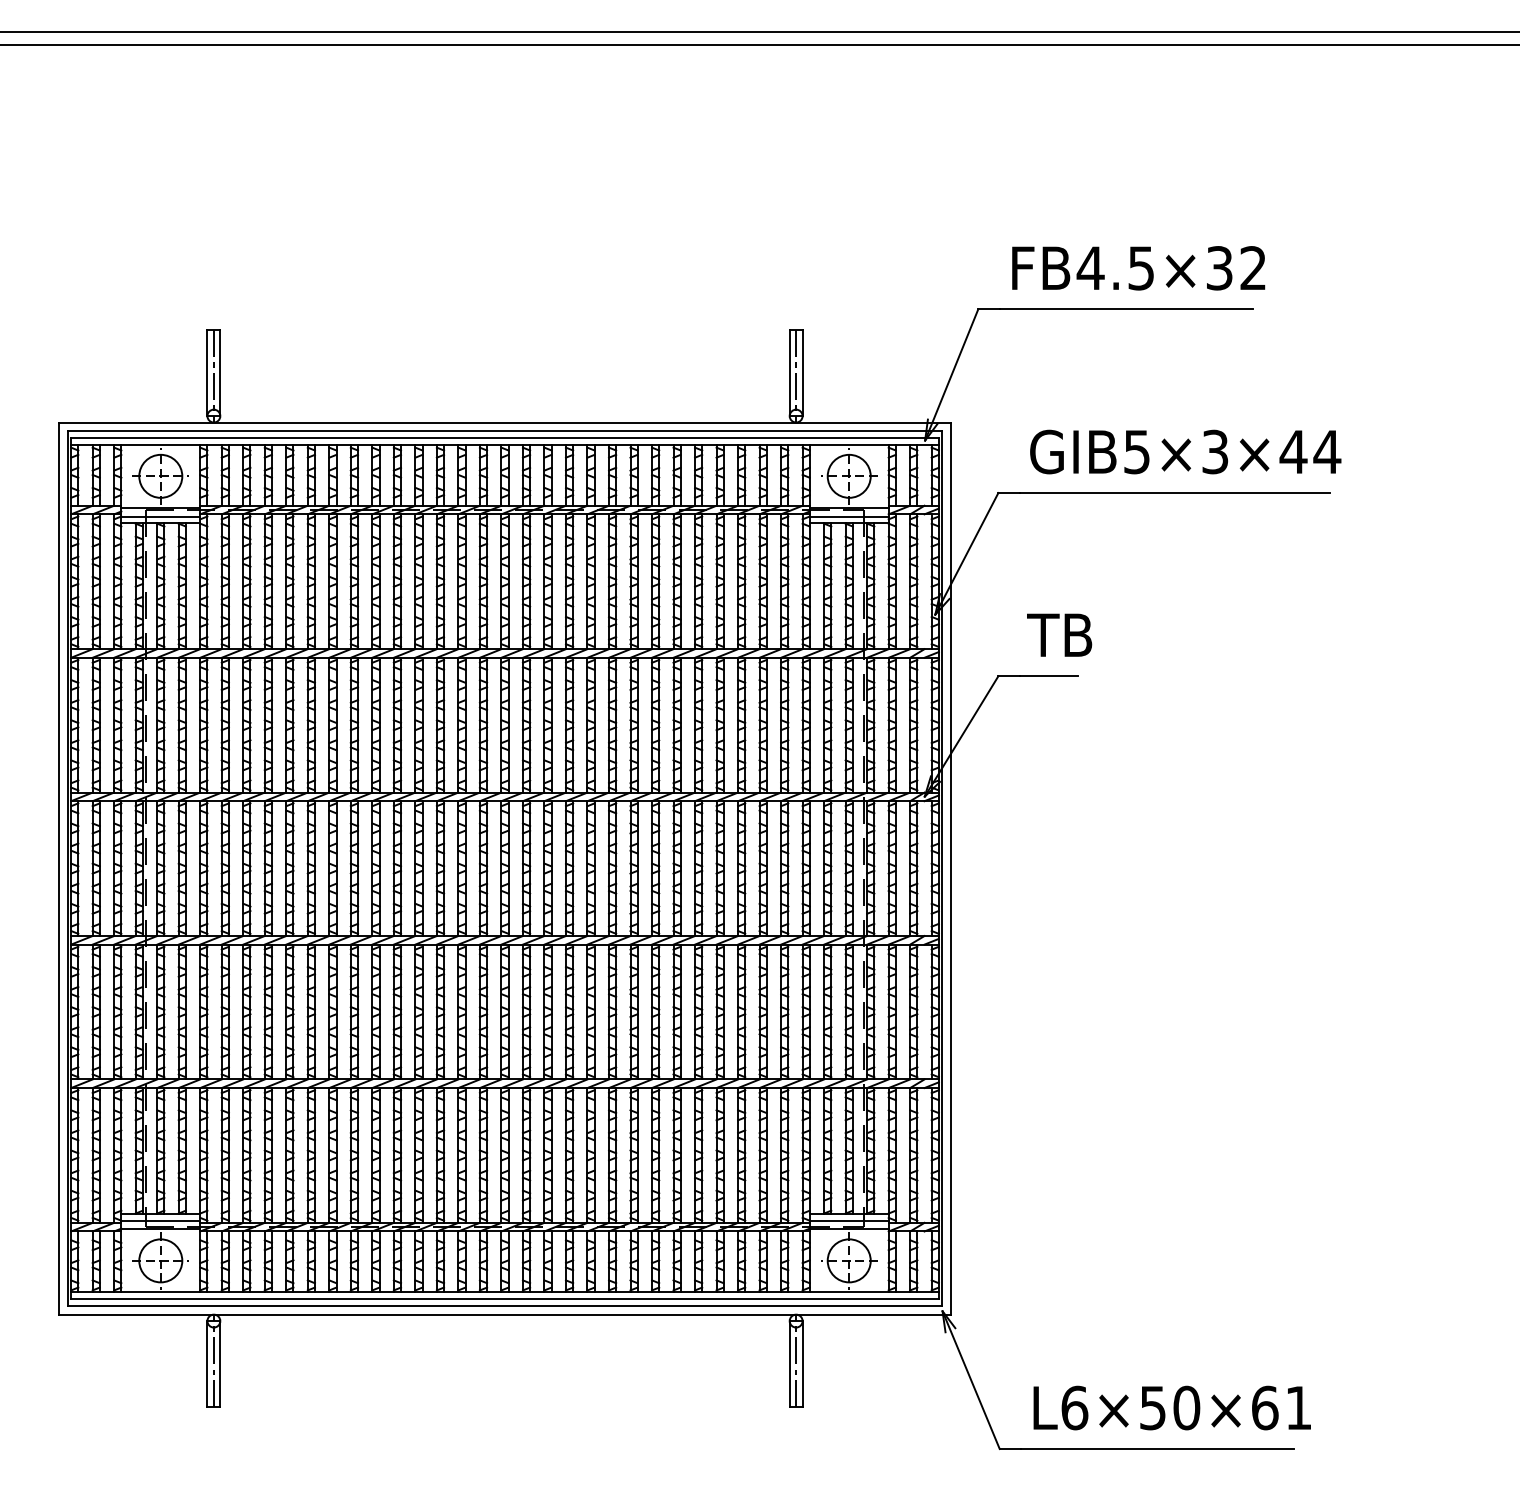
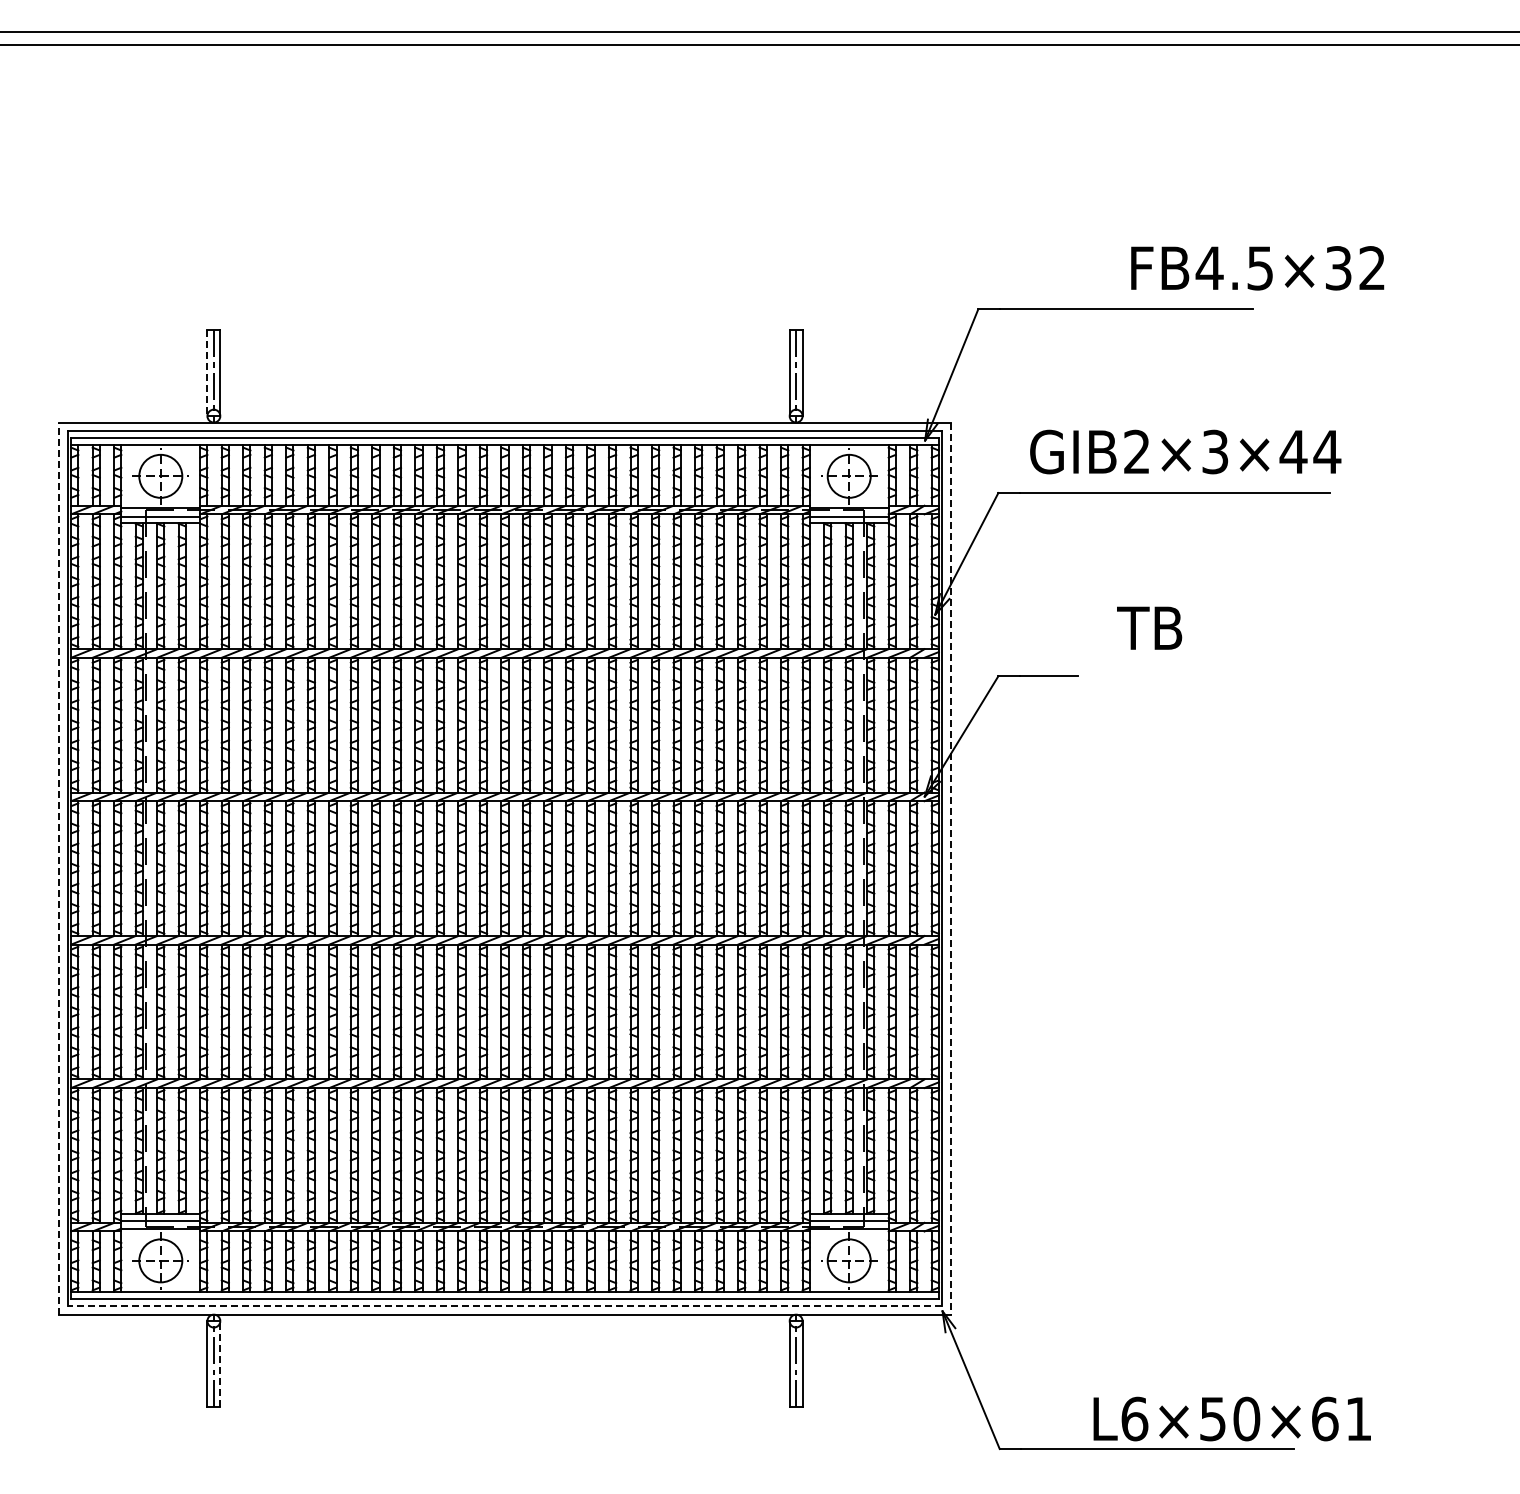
text position: (1138, 268) -> (1257, 268) (1257, 268)
line: solid -> dashed (207, 373)
text: GIB5×3×44 -> GIB2×3×44 (1136, 451)
text position: (1059, 634) -> (1149, 627) (1149, 627)
line: solid -> dashed (58, 868)
line: solid -> dashed (951, 869)
line: solid -> dashed (504, 1306)
line: solid -> dashed (220, 1363)
text position: (1171, 1407) -> (1231, 1418) (1231, 1418)
